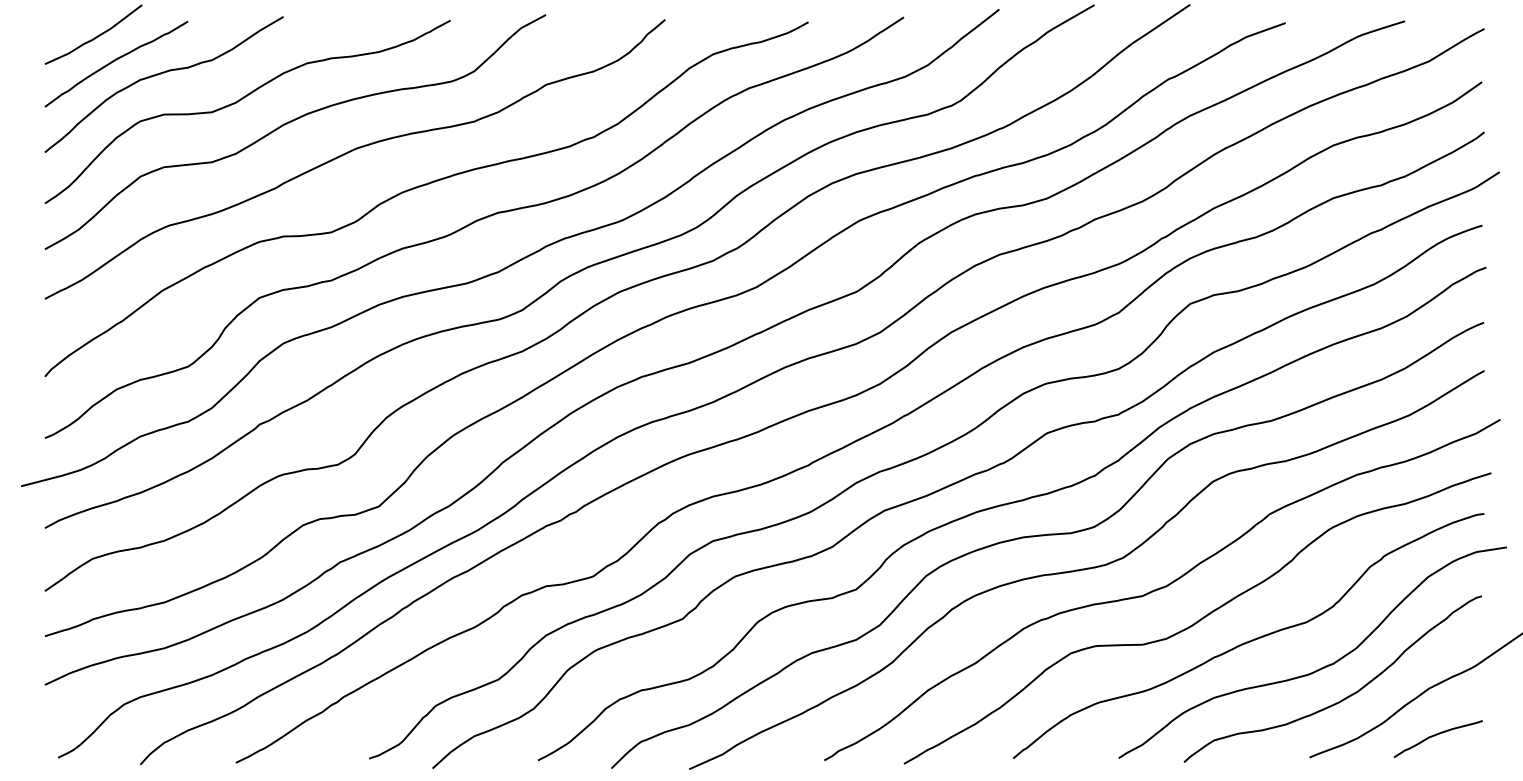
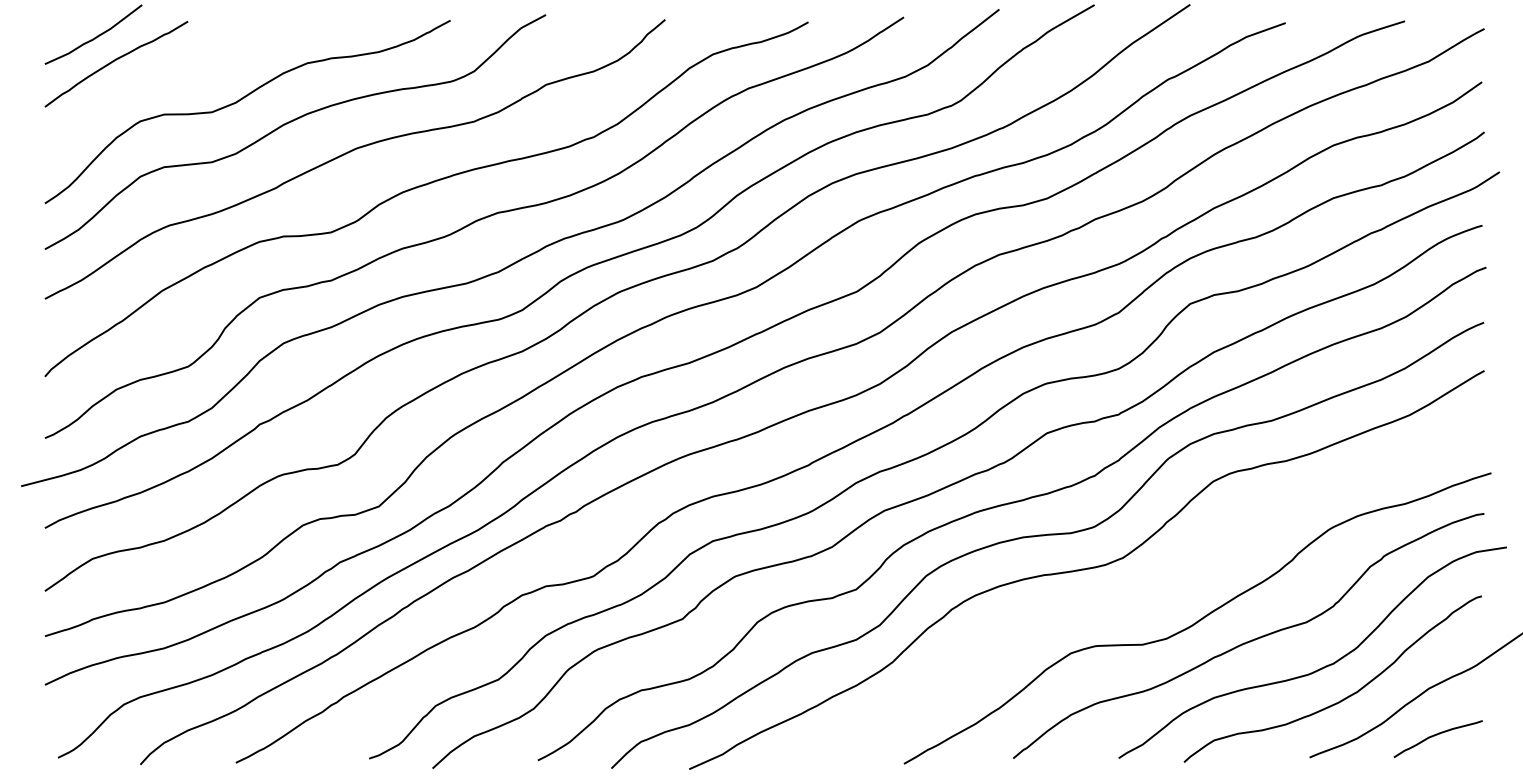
curve: present -> none (161, 74)
curve: present -> none (1162, 588)
